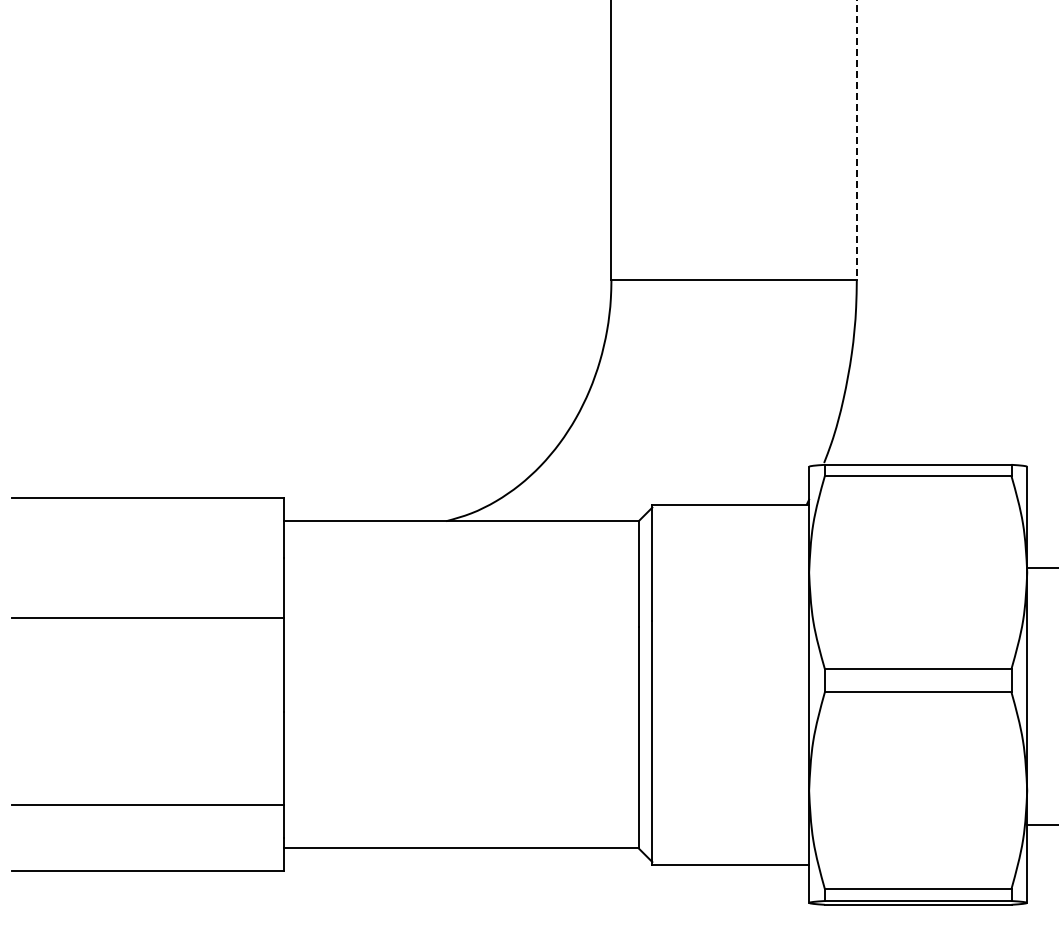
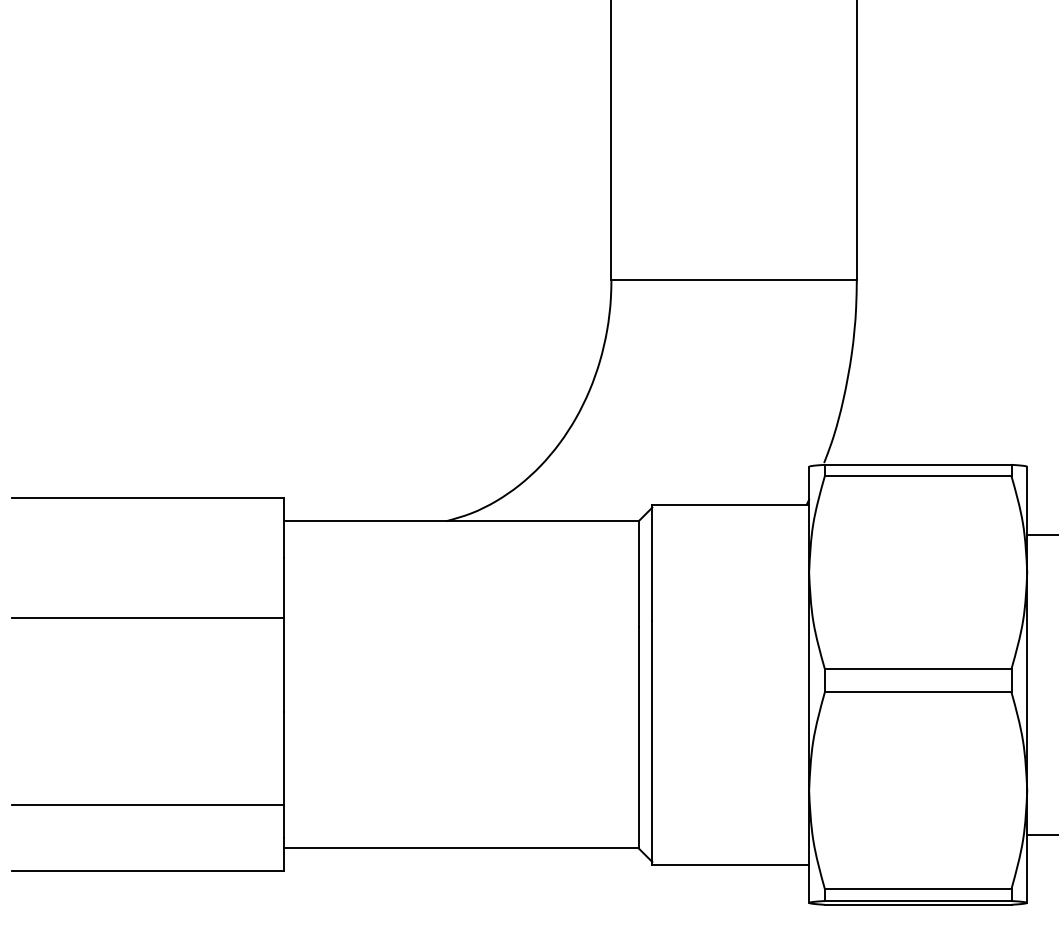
line: dashed -> solid (856, 140)
line position: (1041, 567) -> (1041, 534) (1041, 534)
line position: (1041, 824) -> (1041, 834) (1041, 834)
